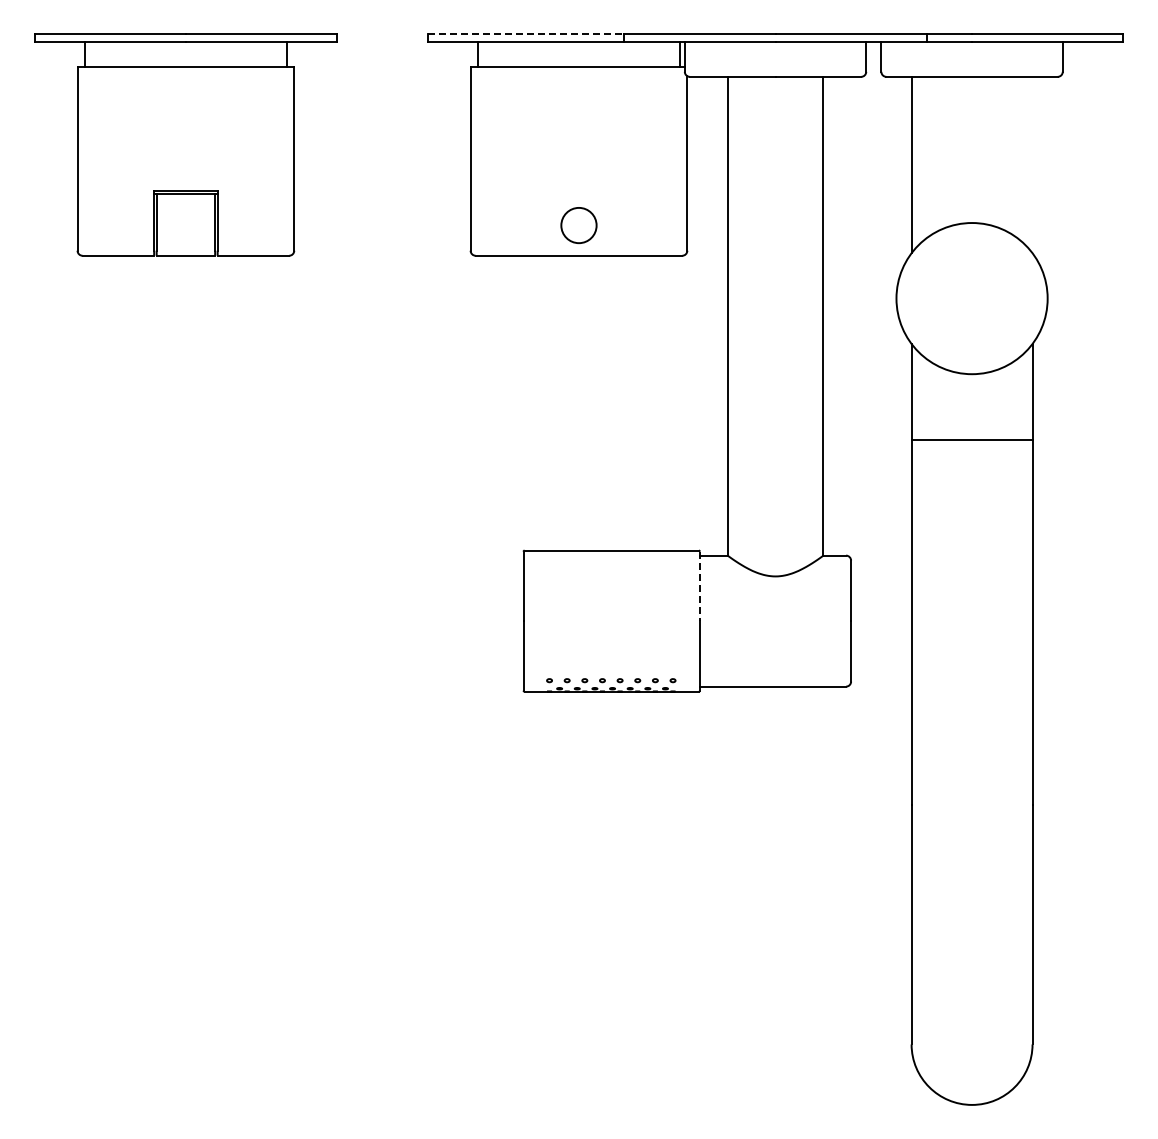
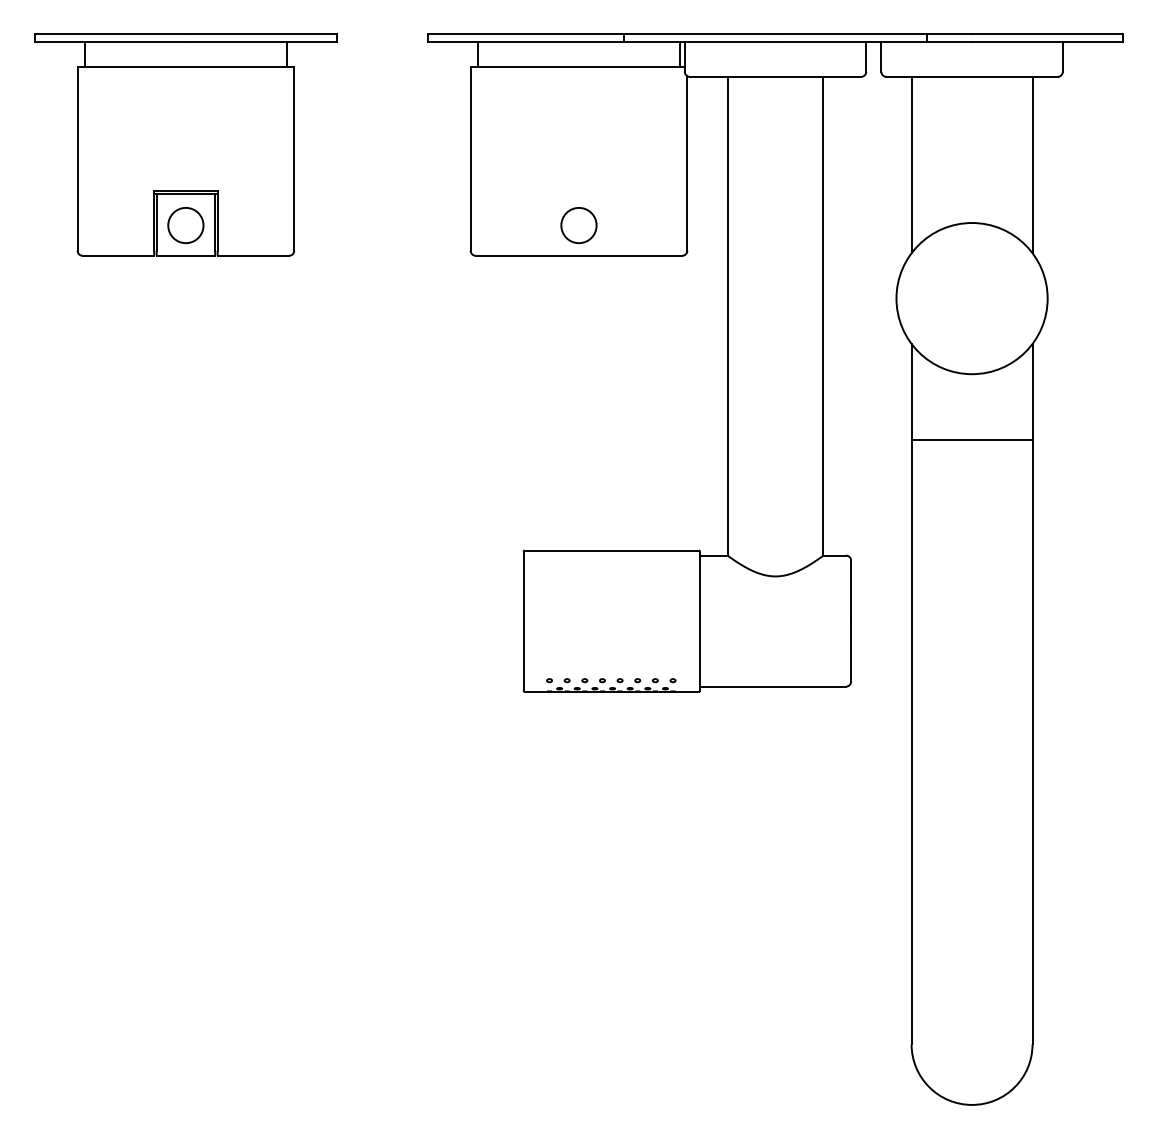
line: dashed -> solid (526, 34)
line: none -> present (1032, 164)
circle: none -> present (185, 225)
line: dashed -> solid (699, 586)
